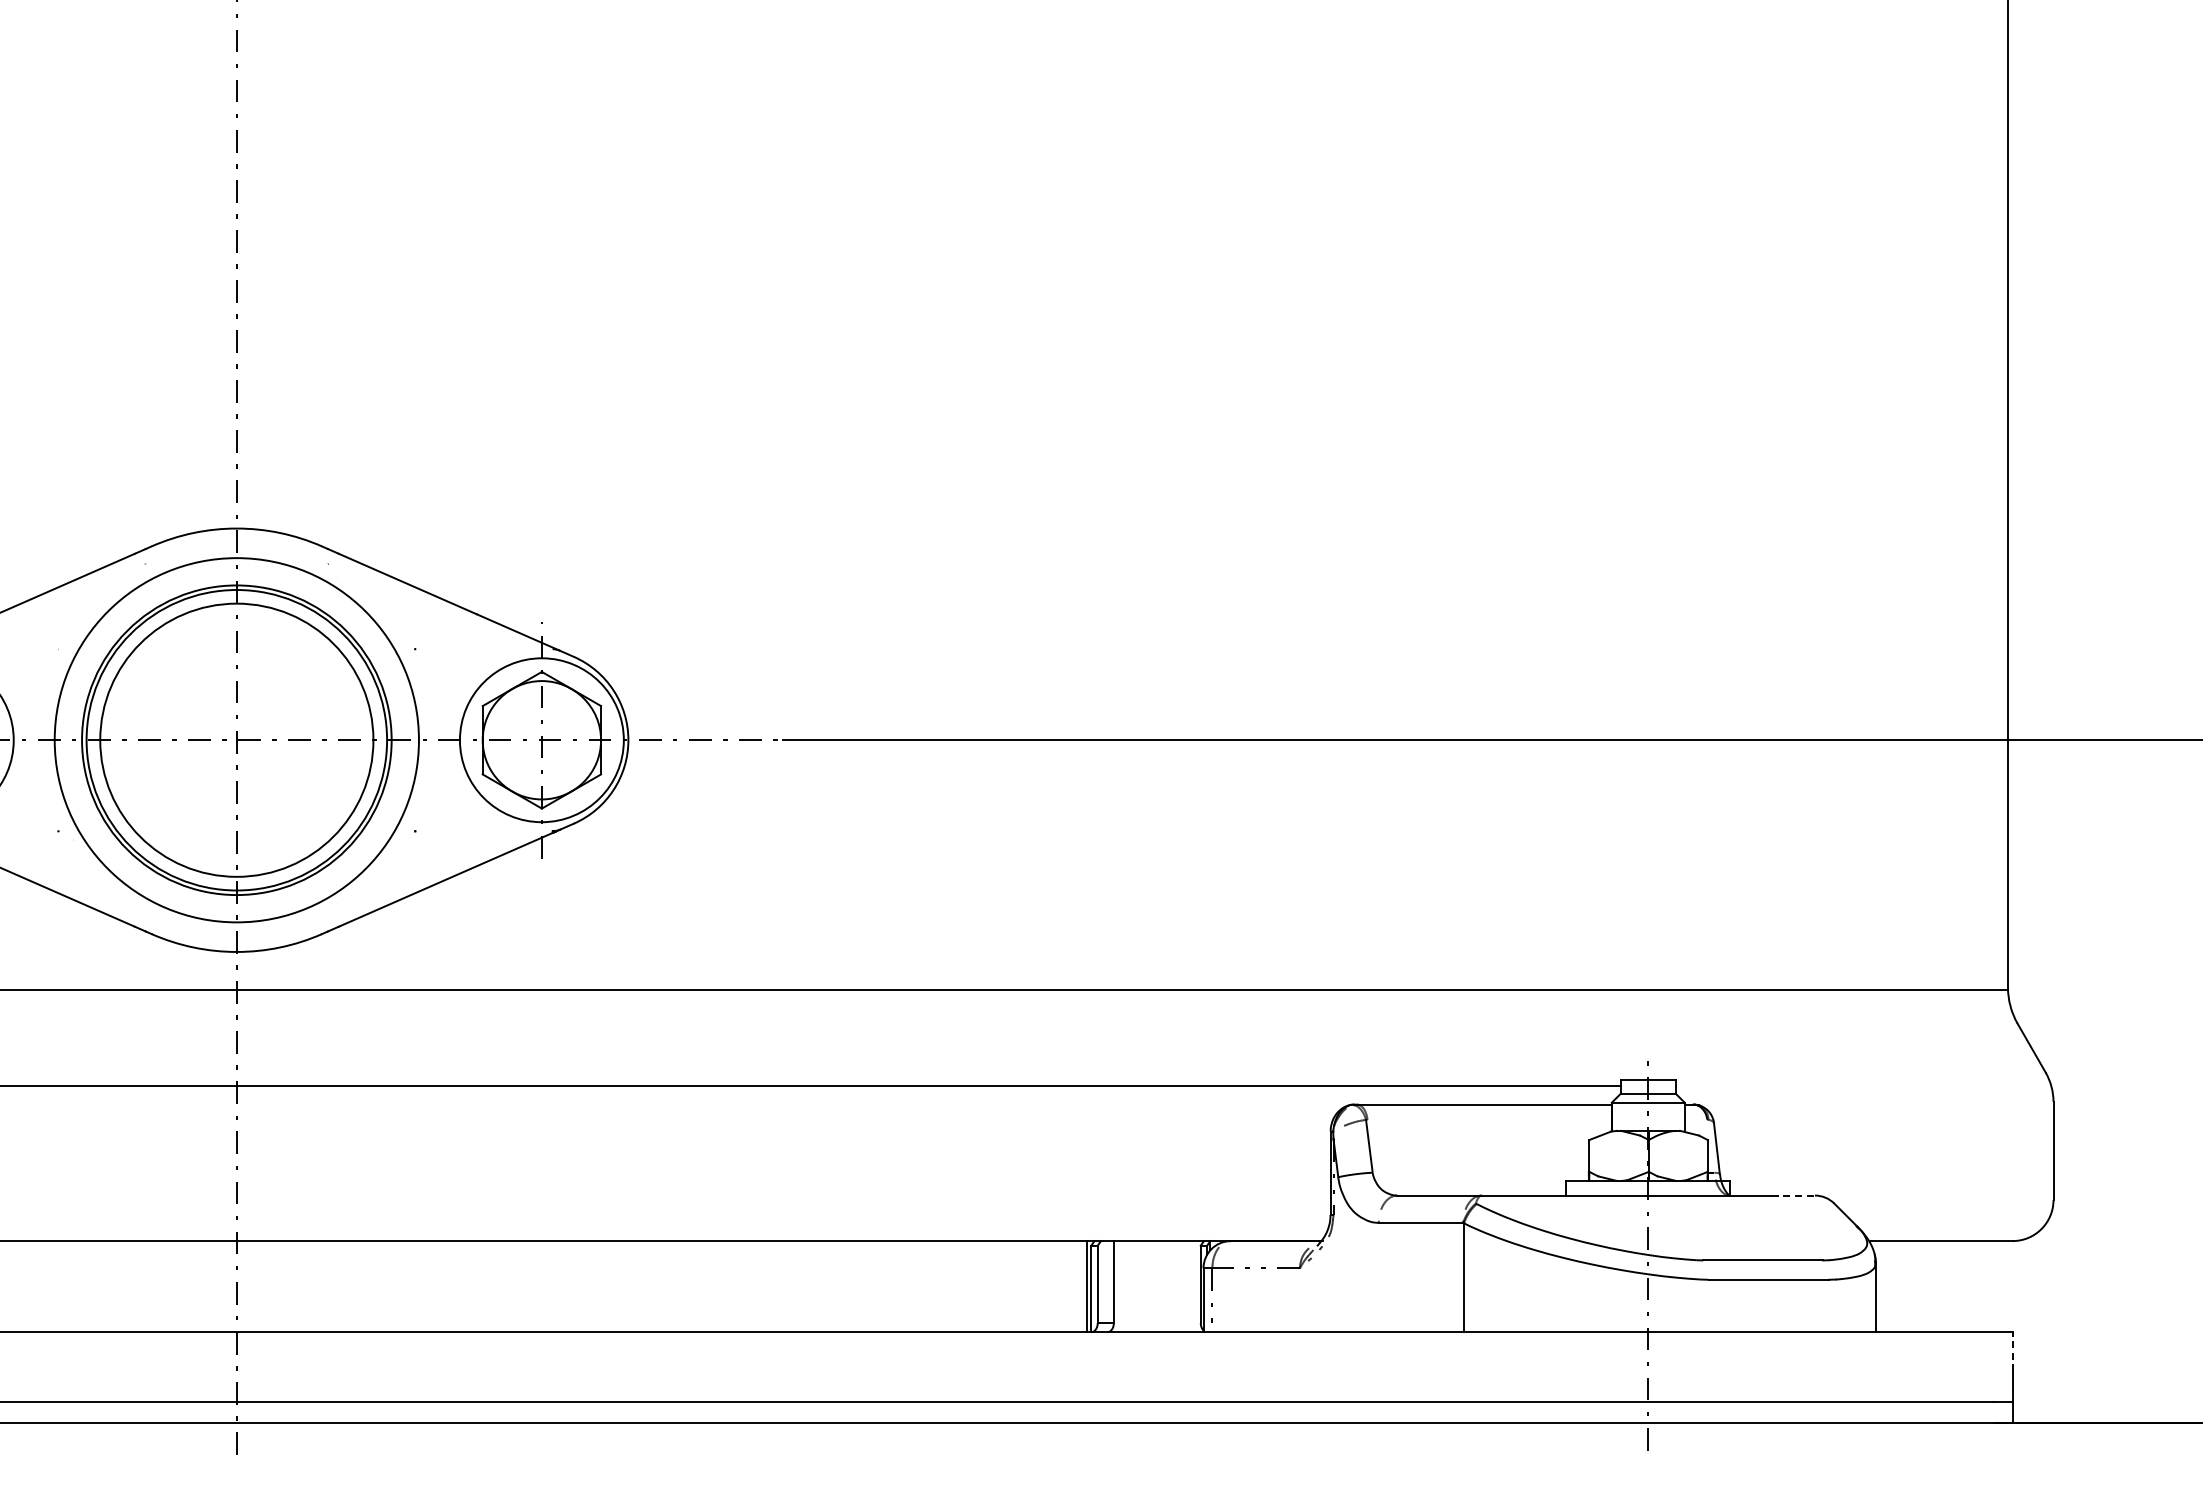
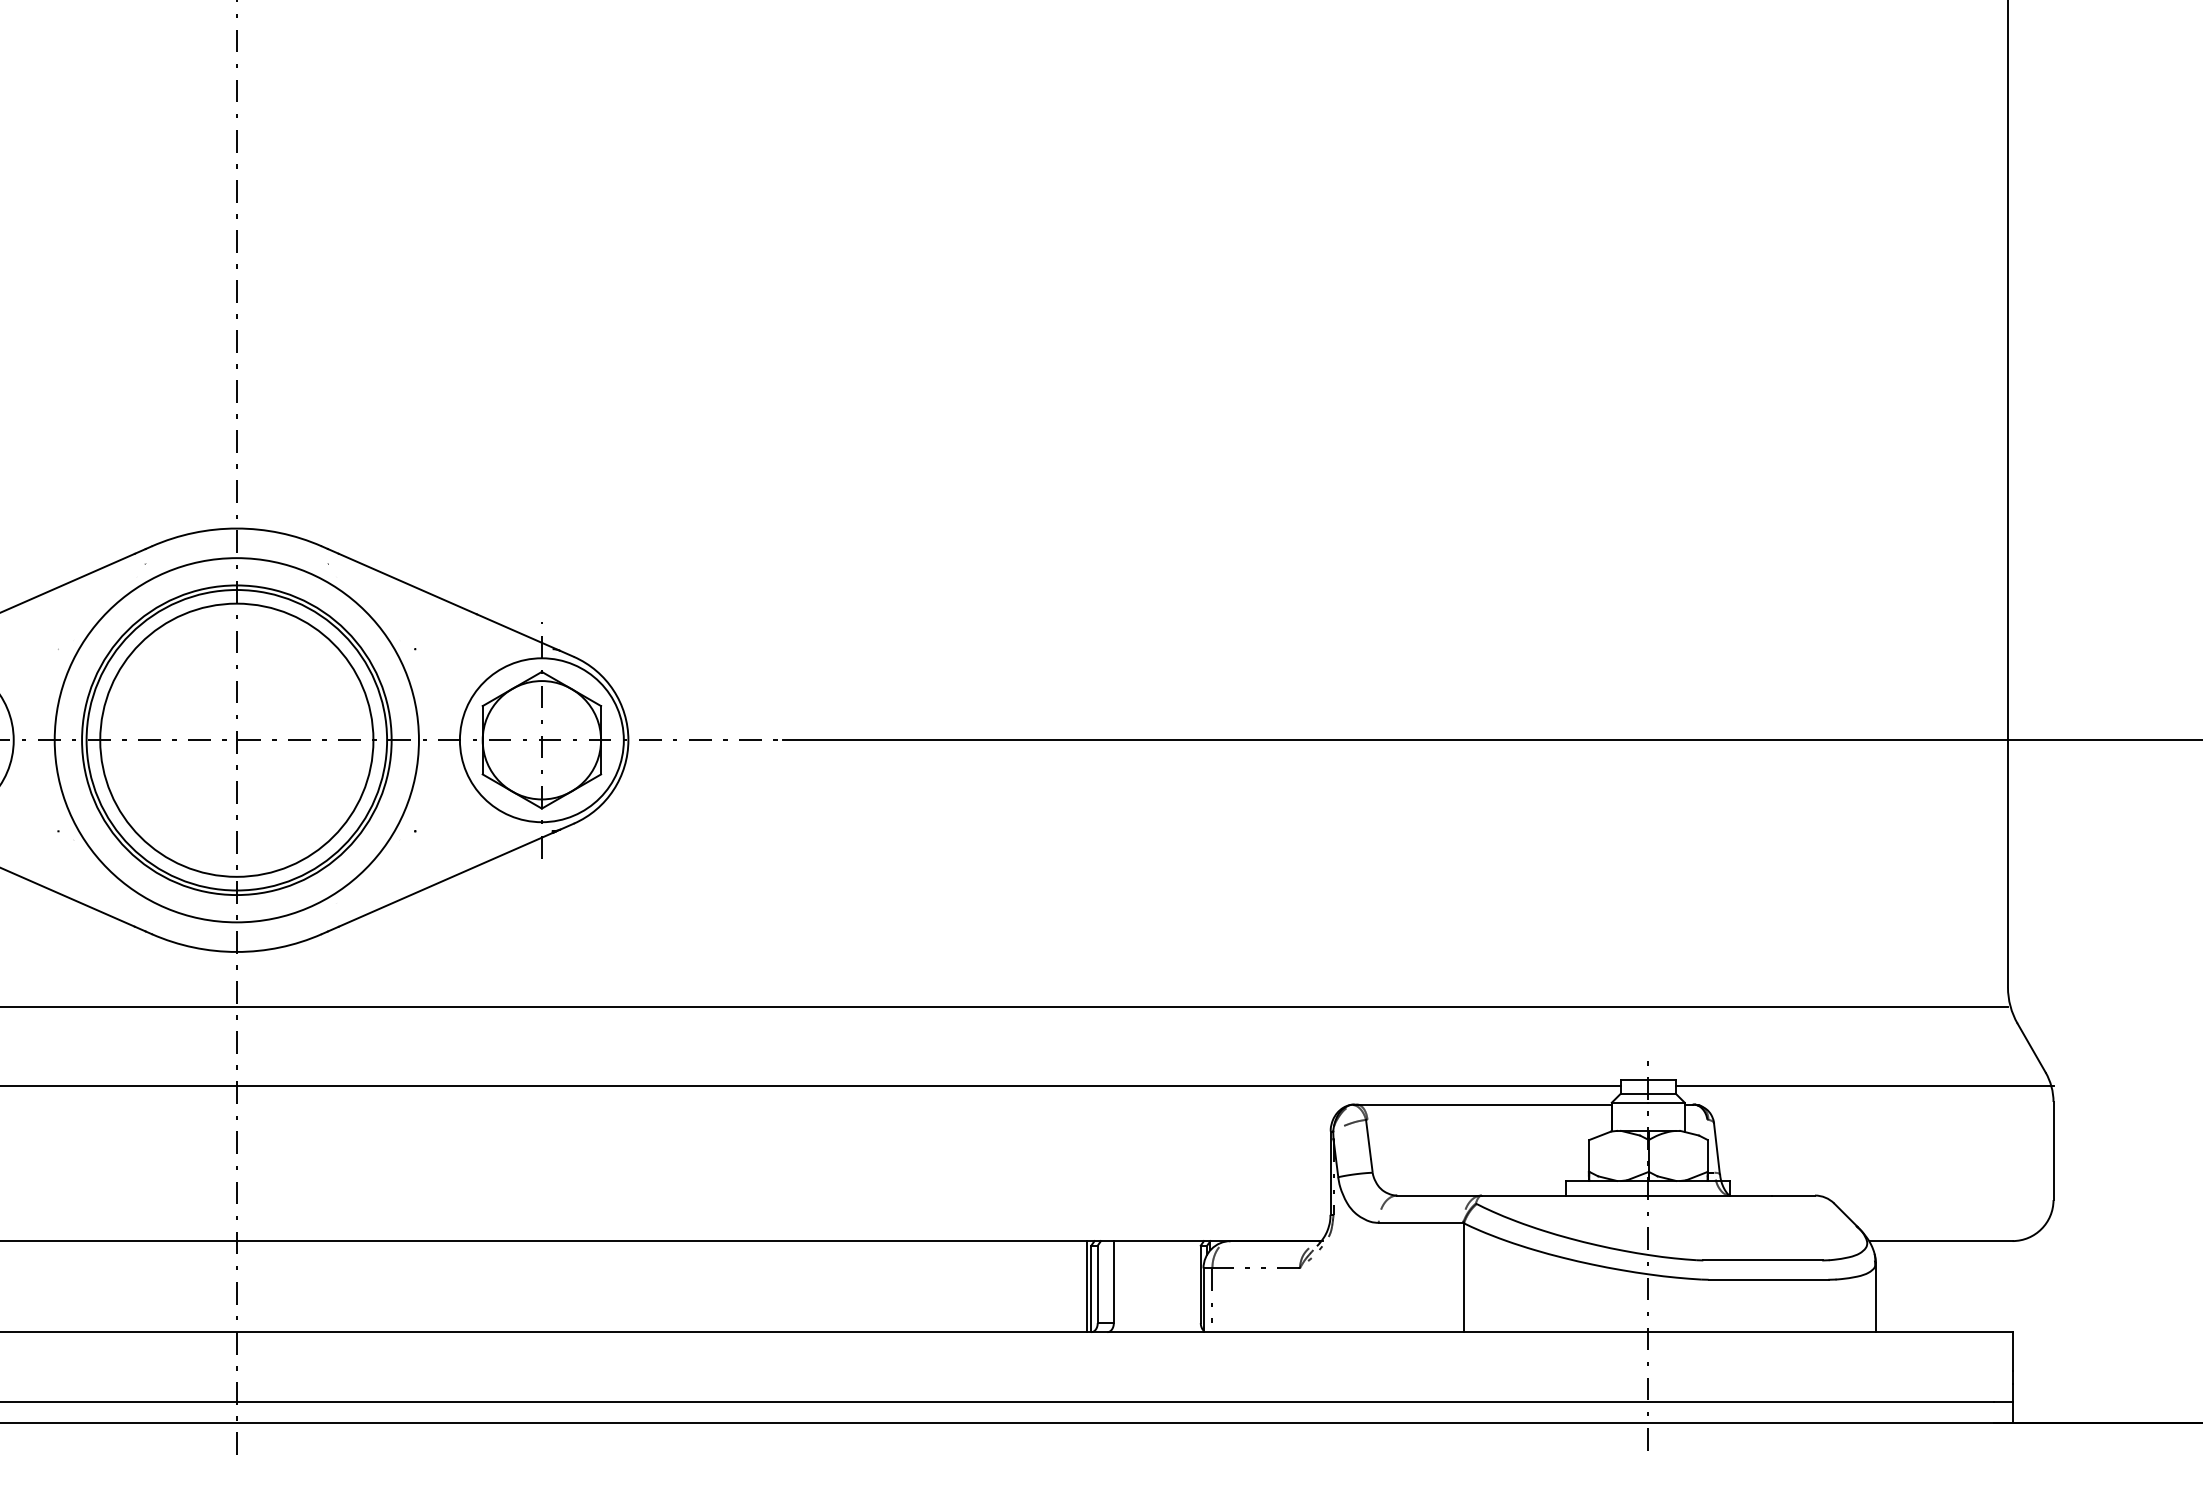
line position: (1004, 989) -> (1004, 1006) (1004, 1006)
line: none -> present (1864, 1086)
line: dashed -> solid (1793, 1195)
line: dashed -> solid (2012, 1351)
